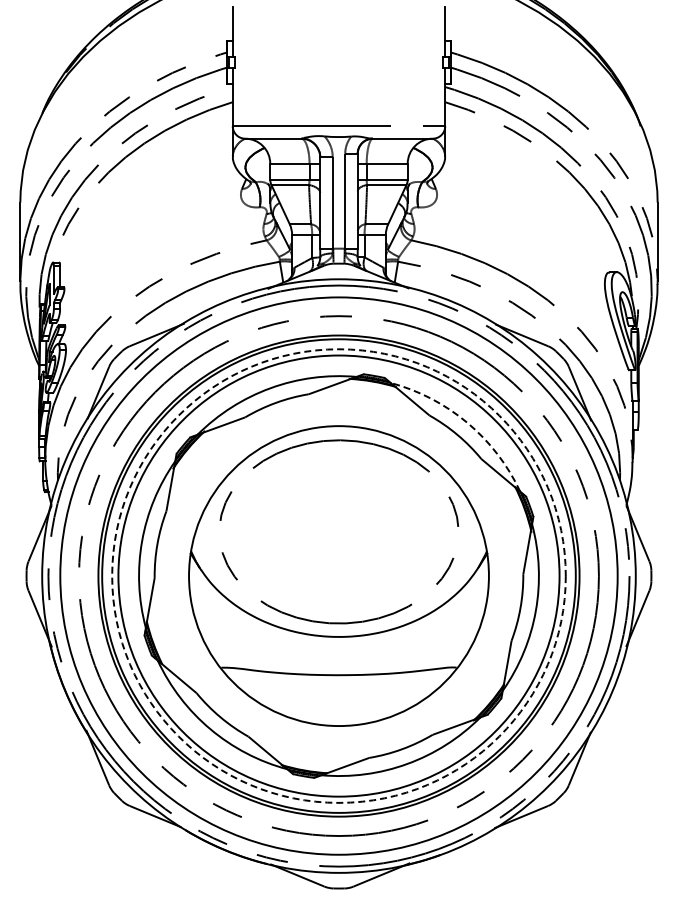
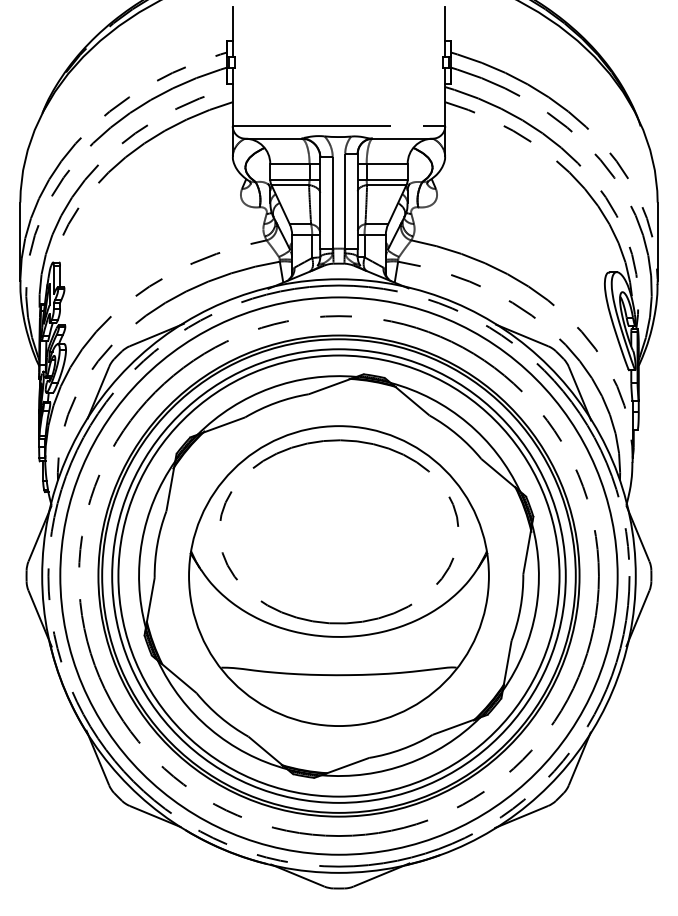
arc: dashed -> solid (467, 422)
circle: dashed -> solid (338, 575)
